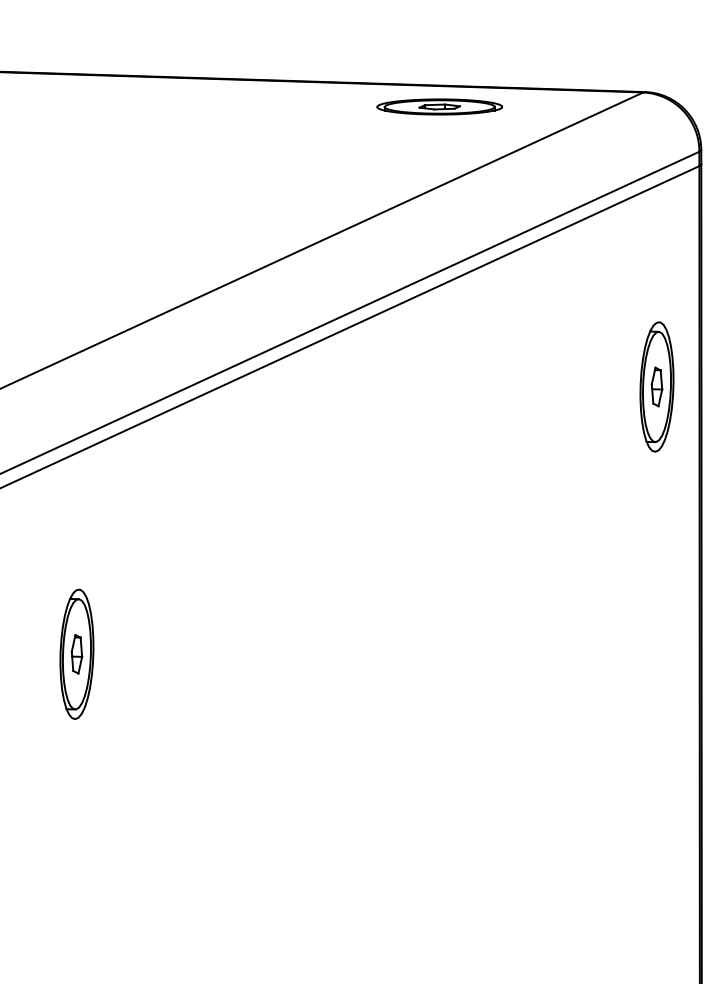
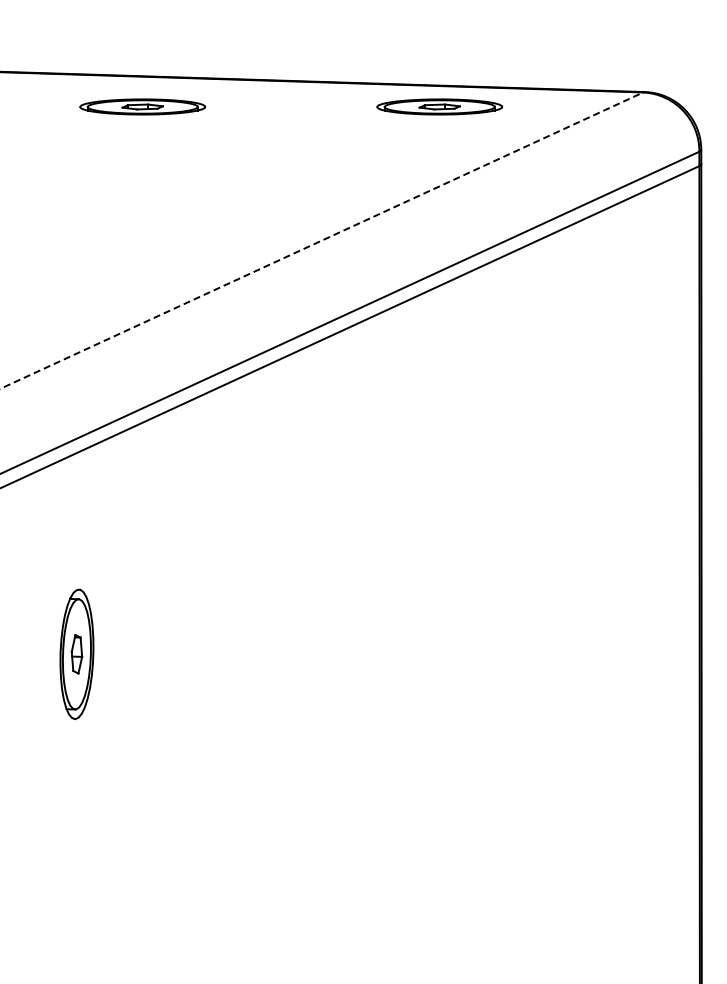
part: none -> present (142, 106)
line: solid -> dashed (322, 240)
part: present -> none (656, 386)
